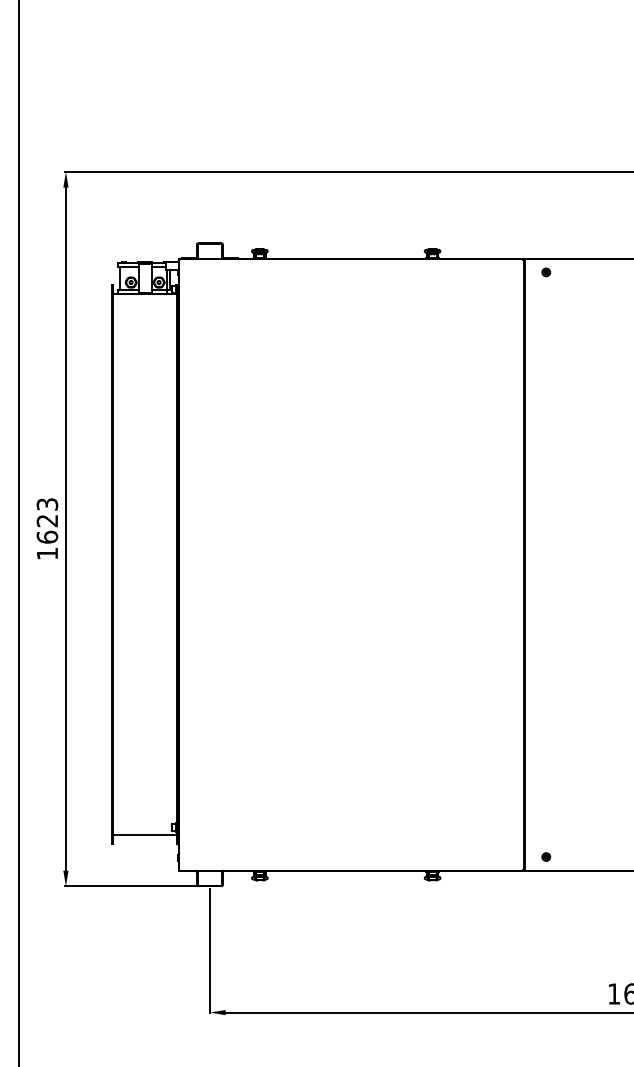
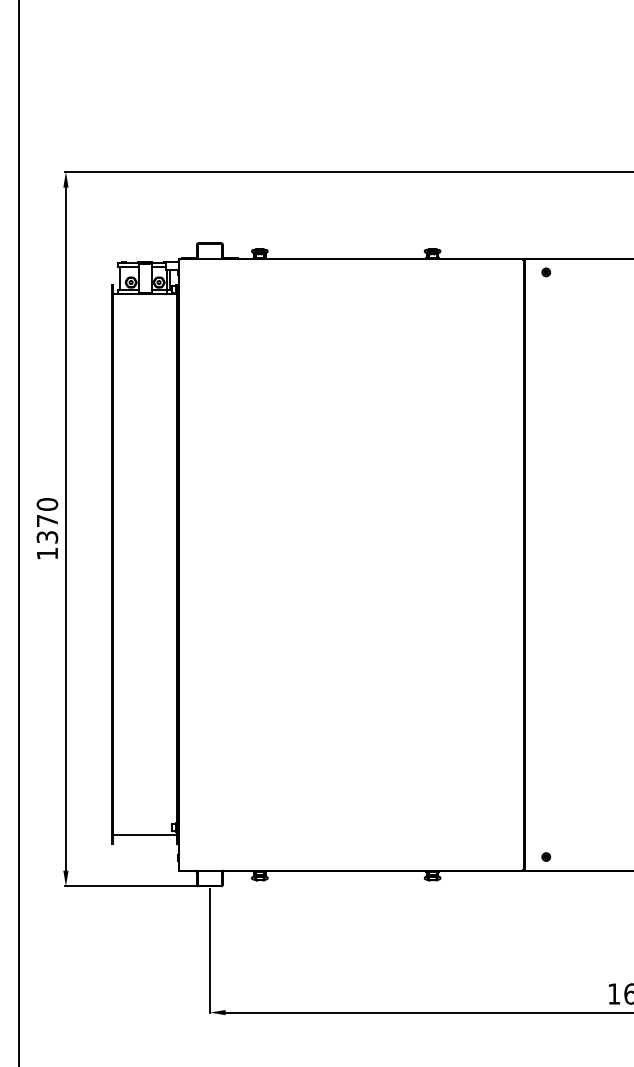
text: 1623 -> 1370 (47, 520)
